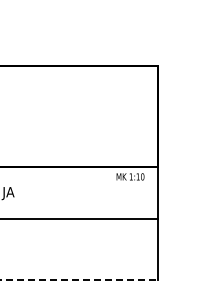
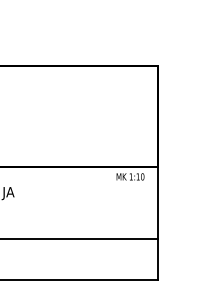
line position: (79, 218) -> (79, 238) (79, 238)
line: dashed -> solid (78, 279)
